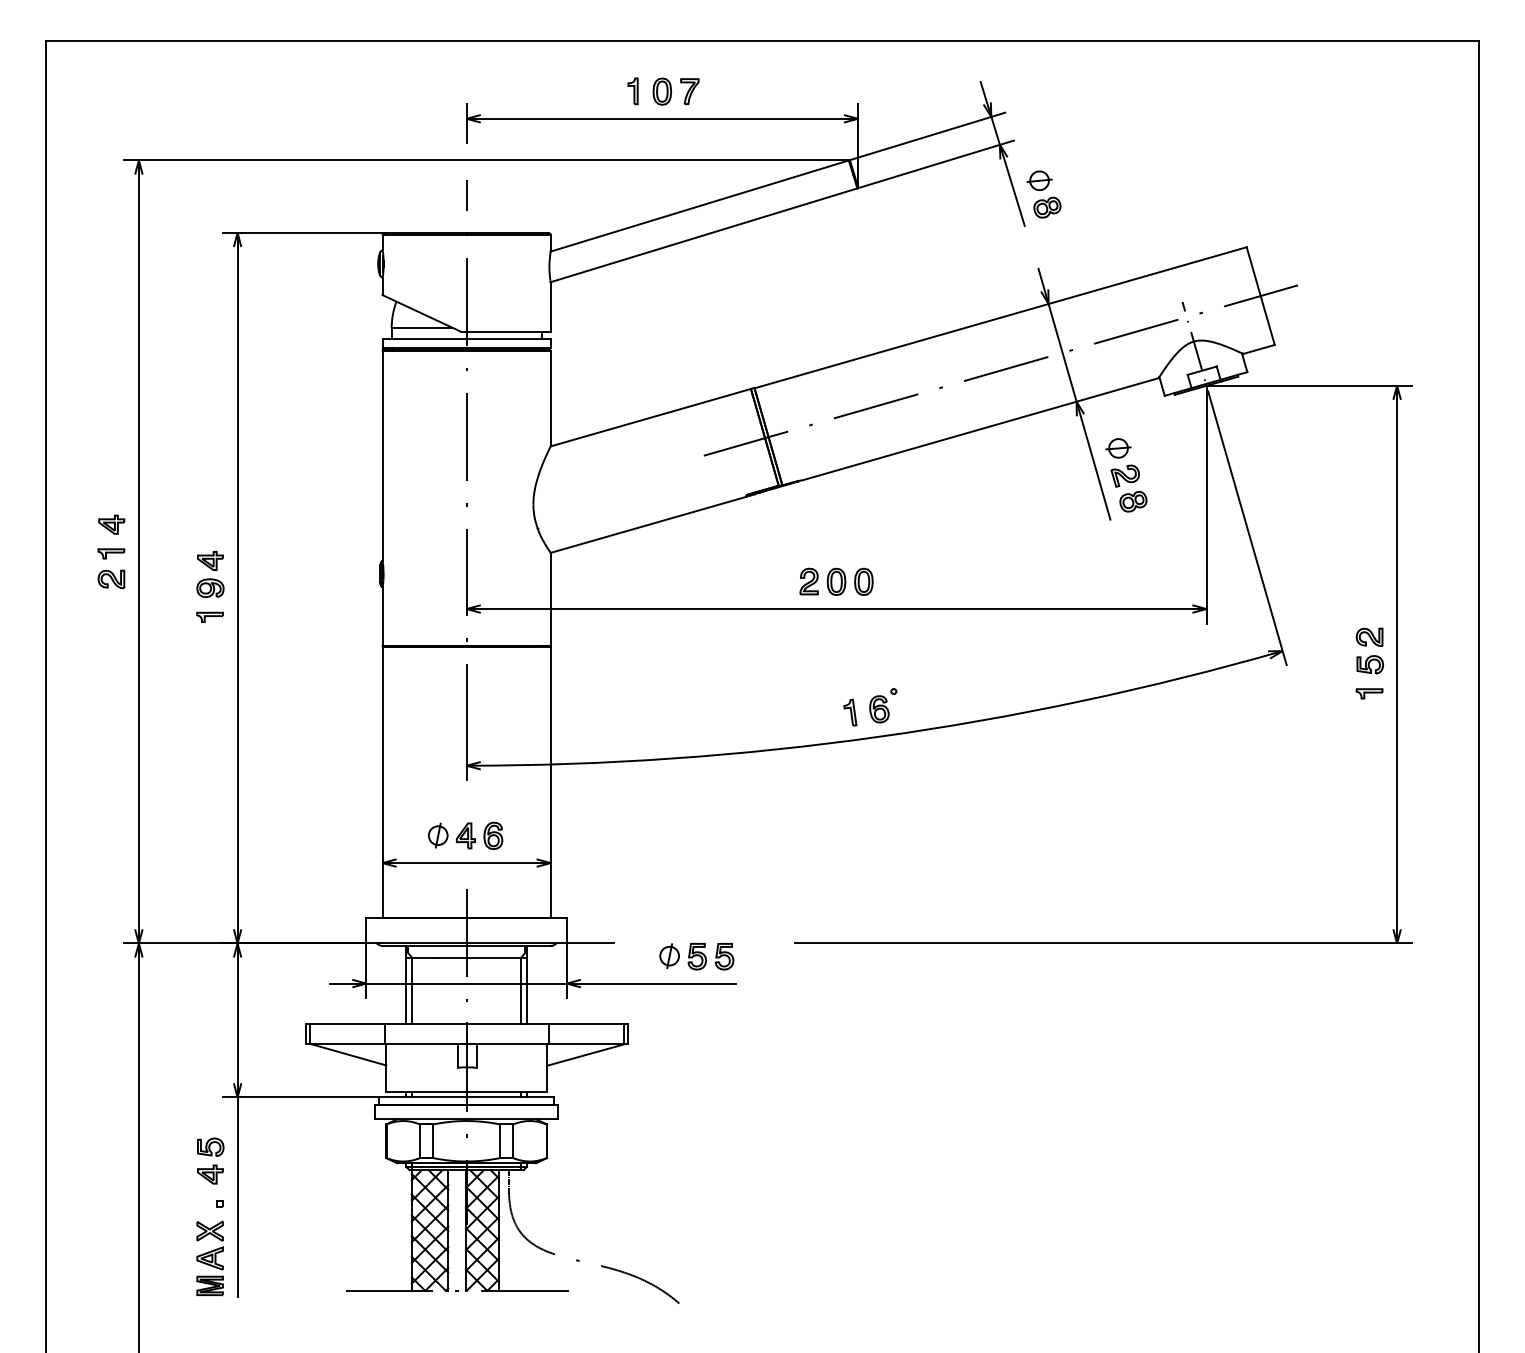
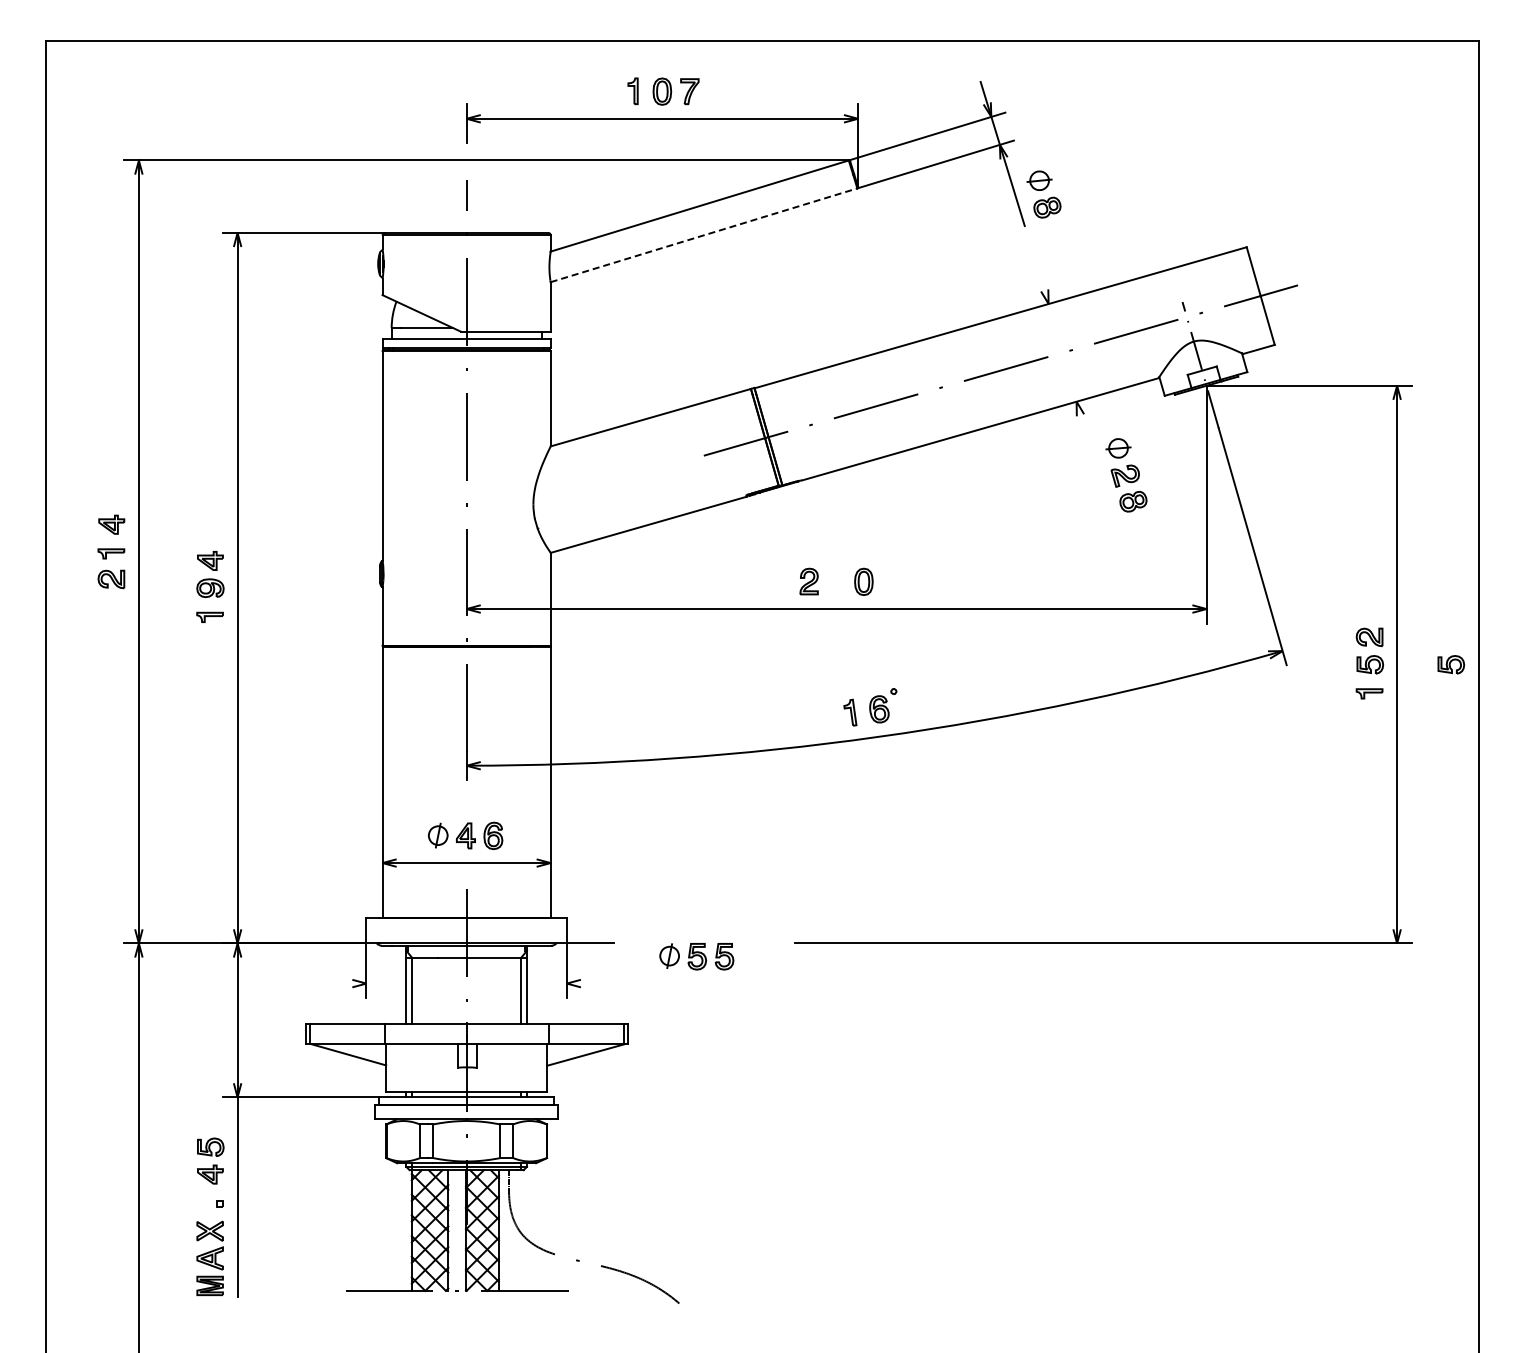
line: solid -> dashed (704, 235)
line: present -> none (1074, 393)
part: present -> none (836, 581)
part: none -> present (1451, 664)
line: present -> none (532, 983)
